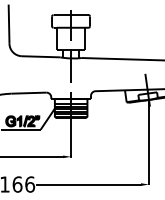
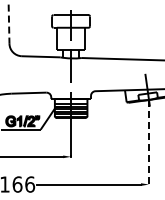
line: solid -> dashed (9, 24)
line: solid -> dashed (149, 142)
